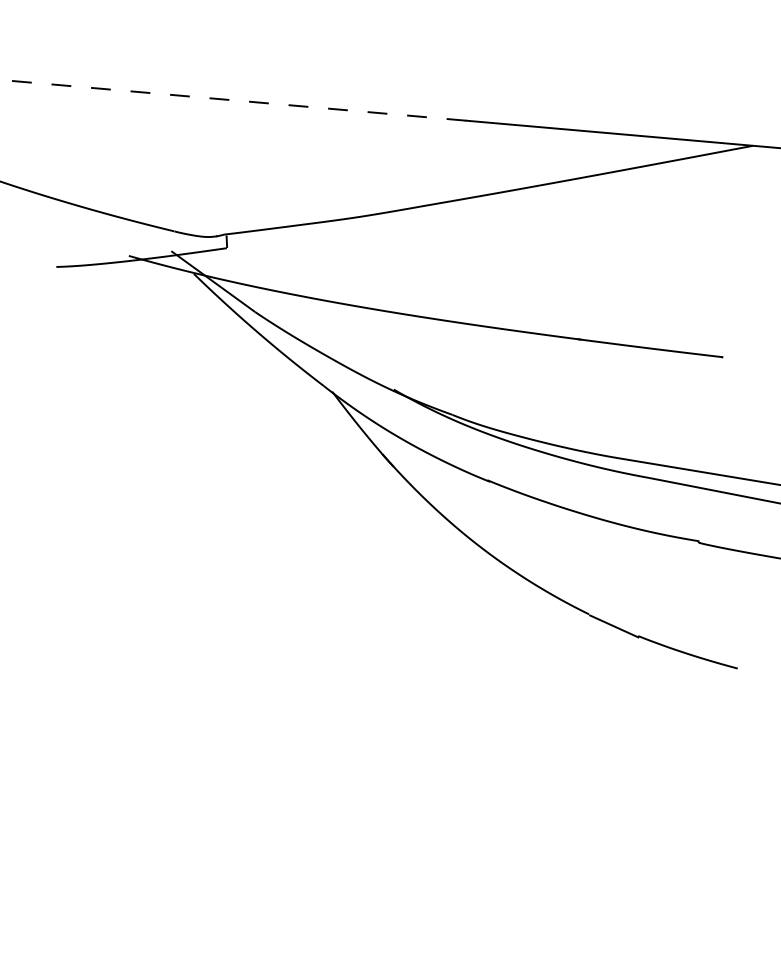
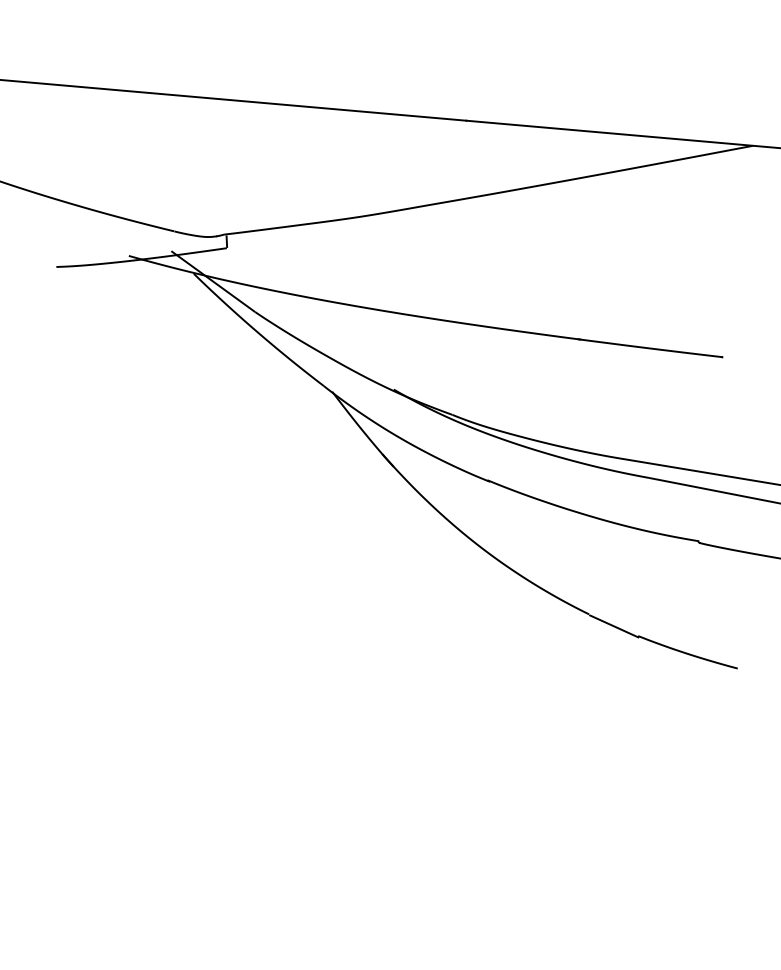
line: dashed -> solid (233, 100)
